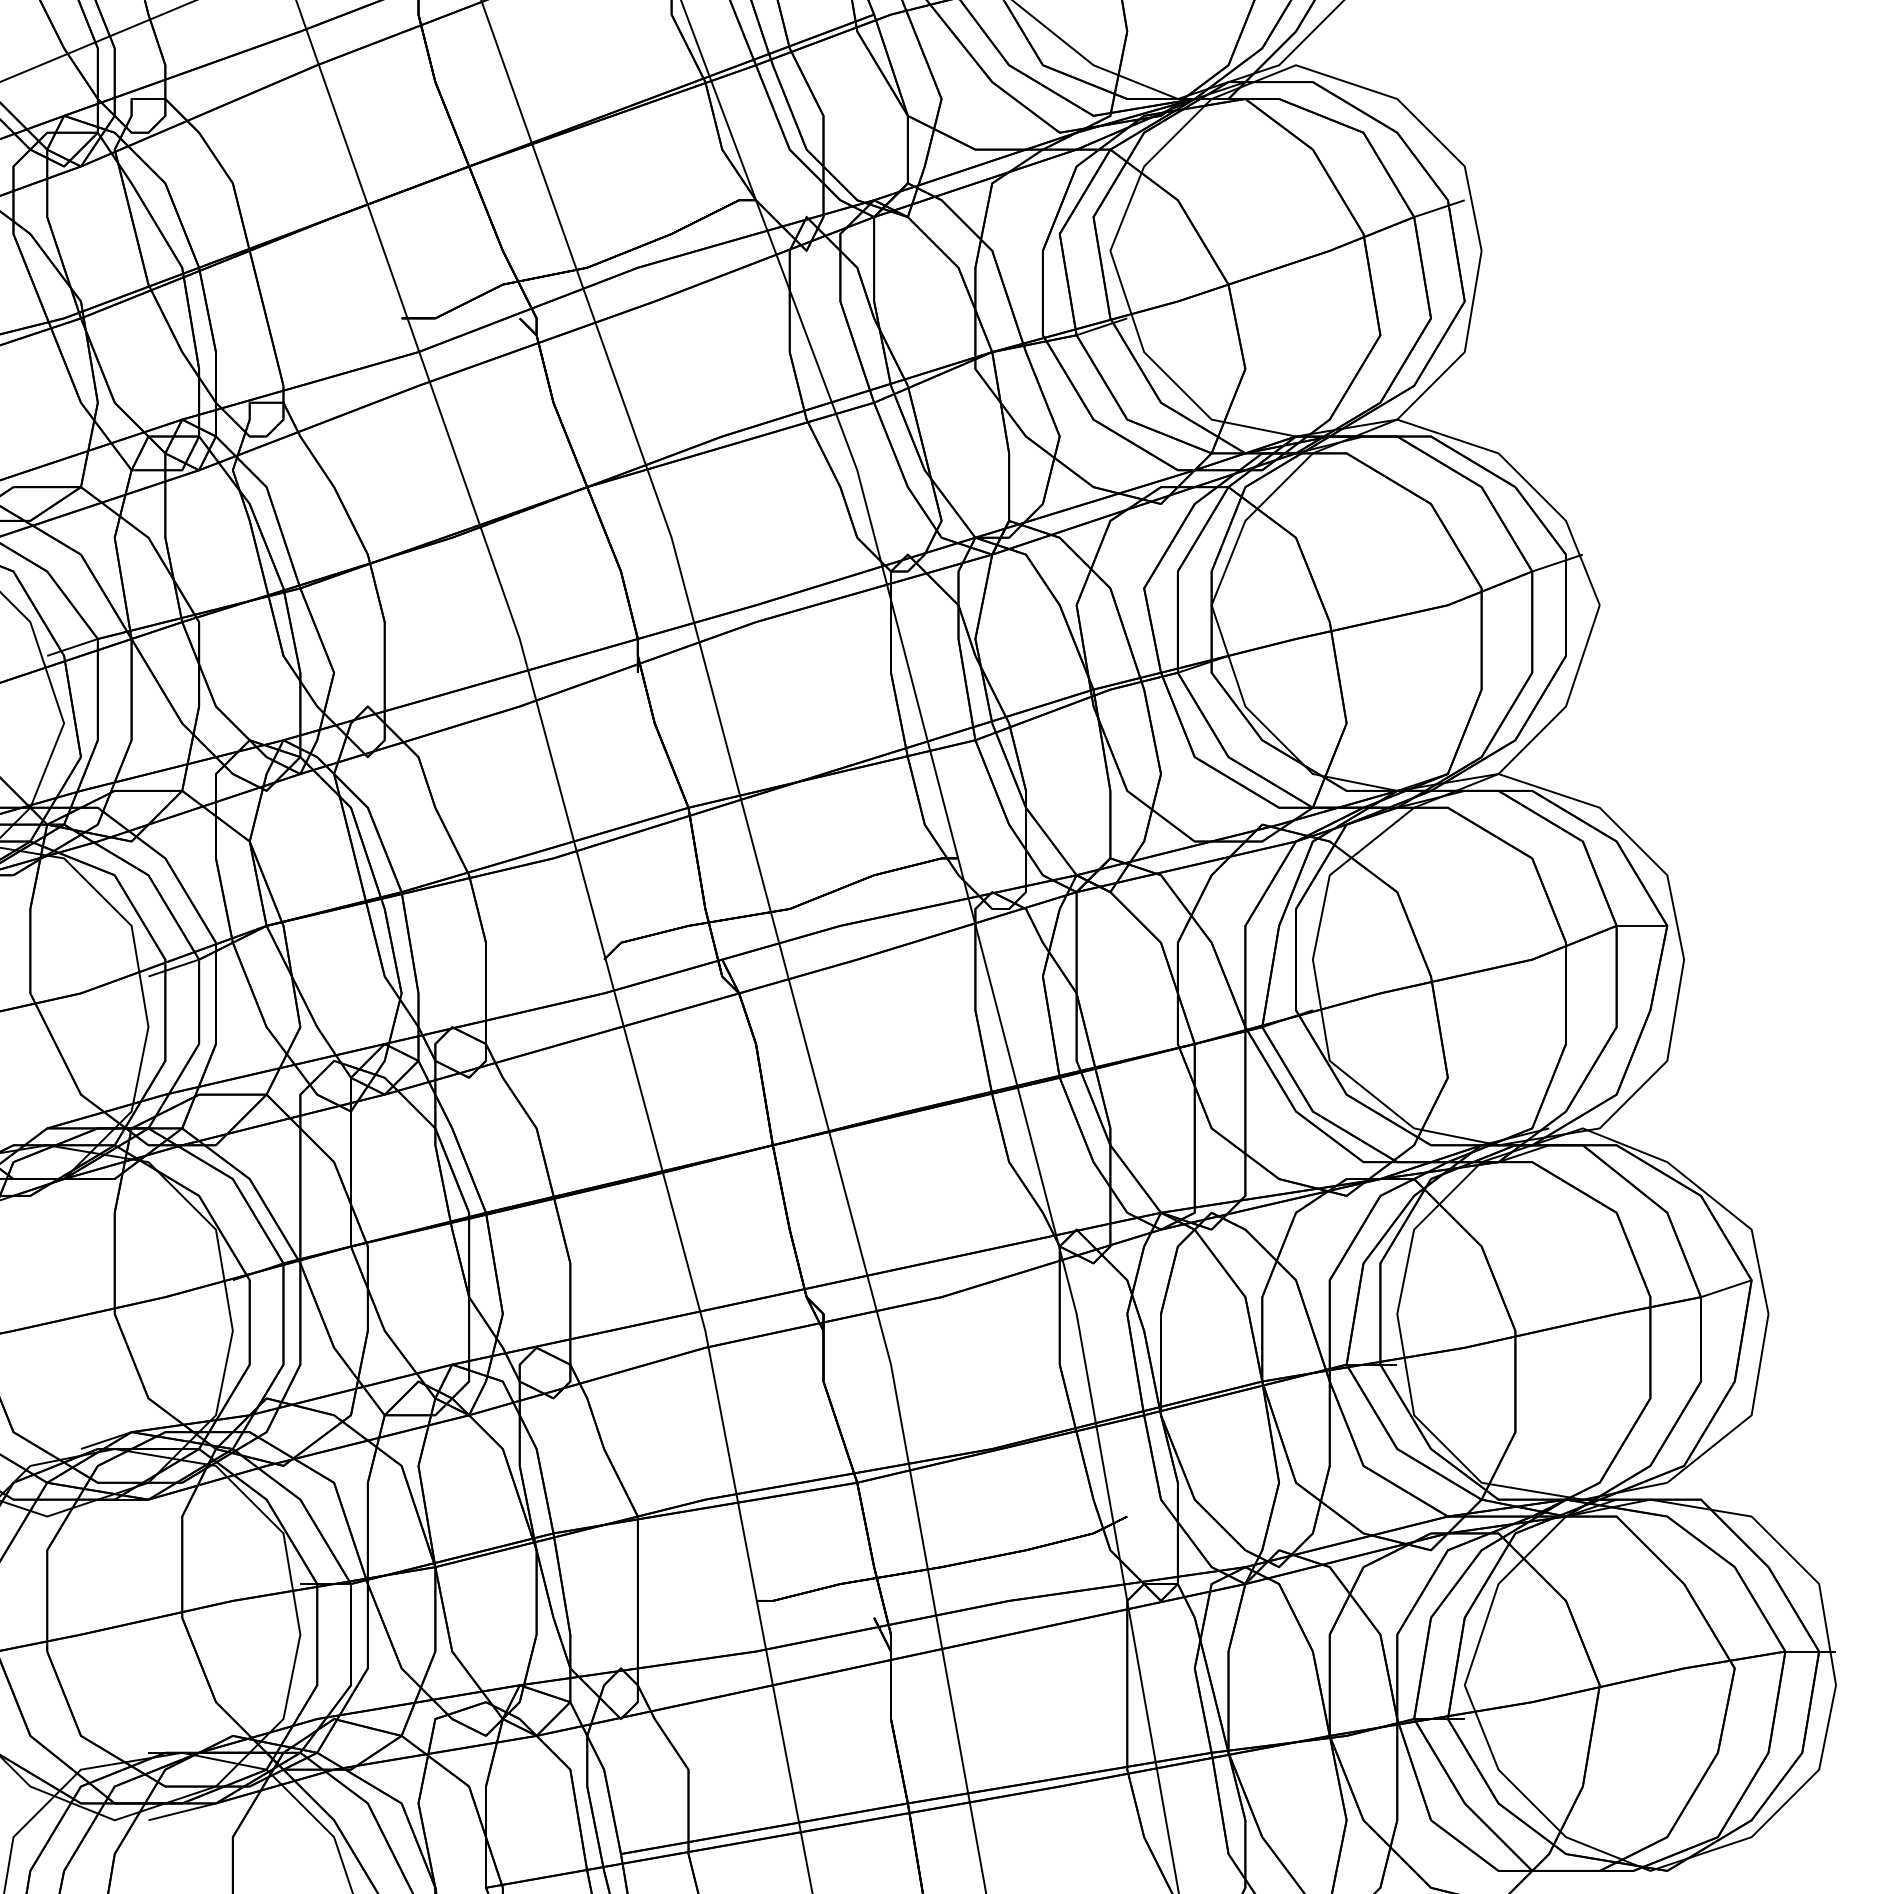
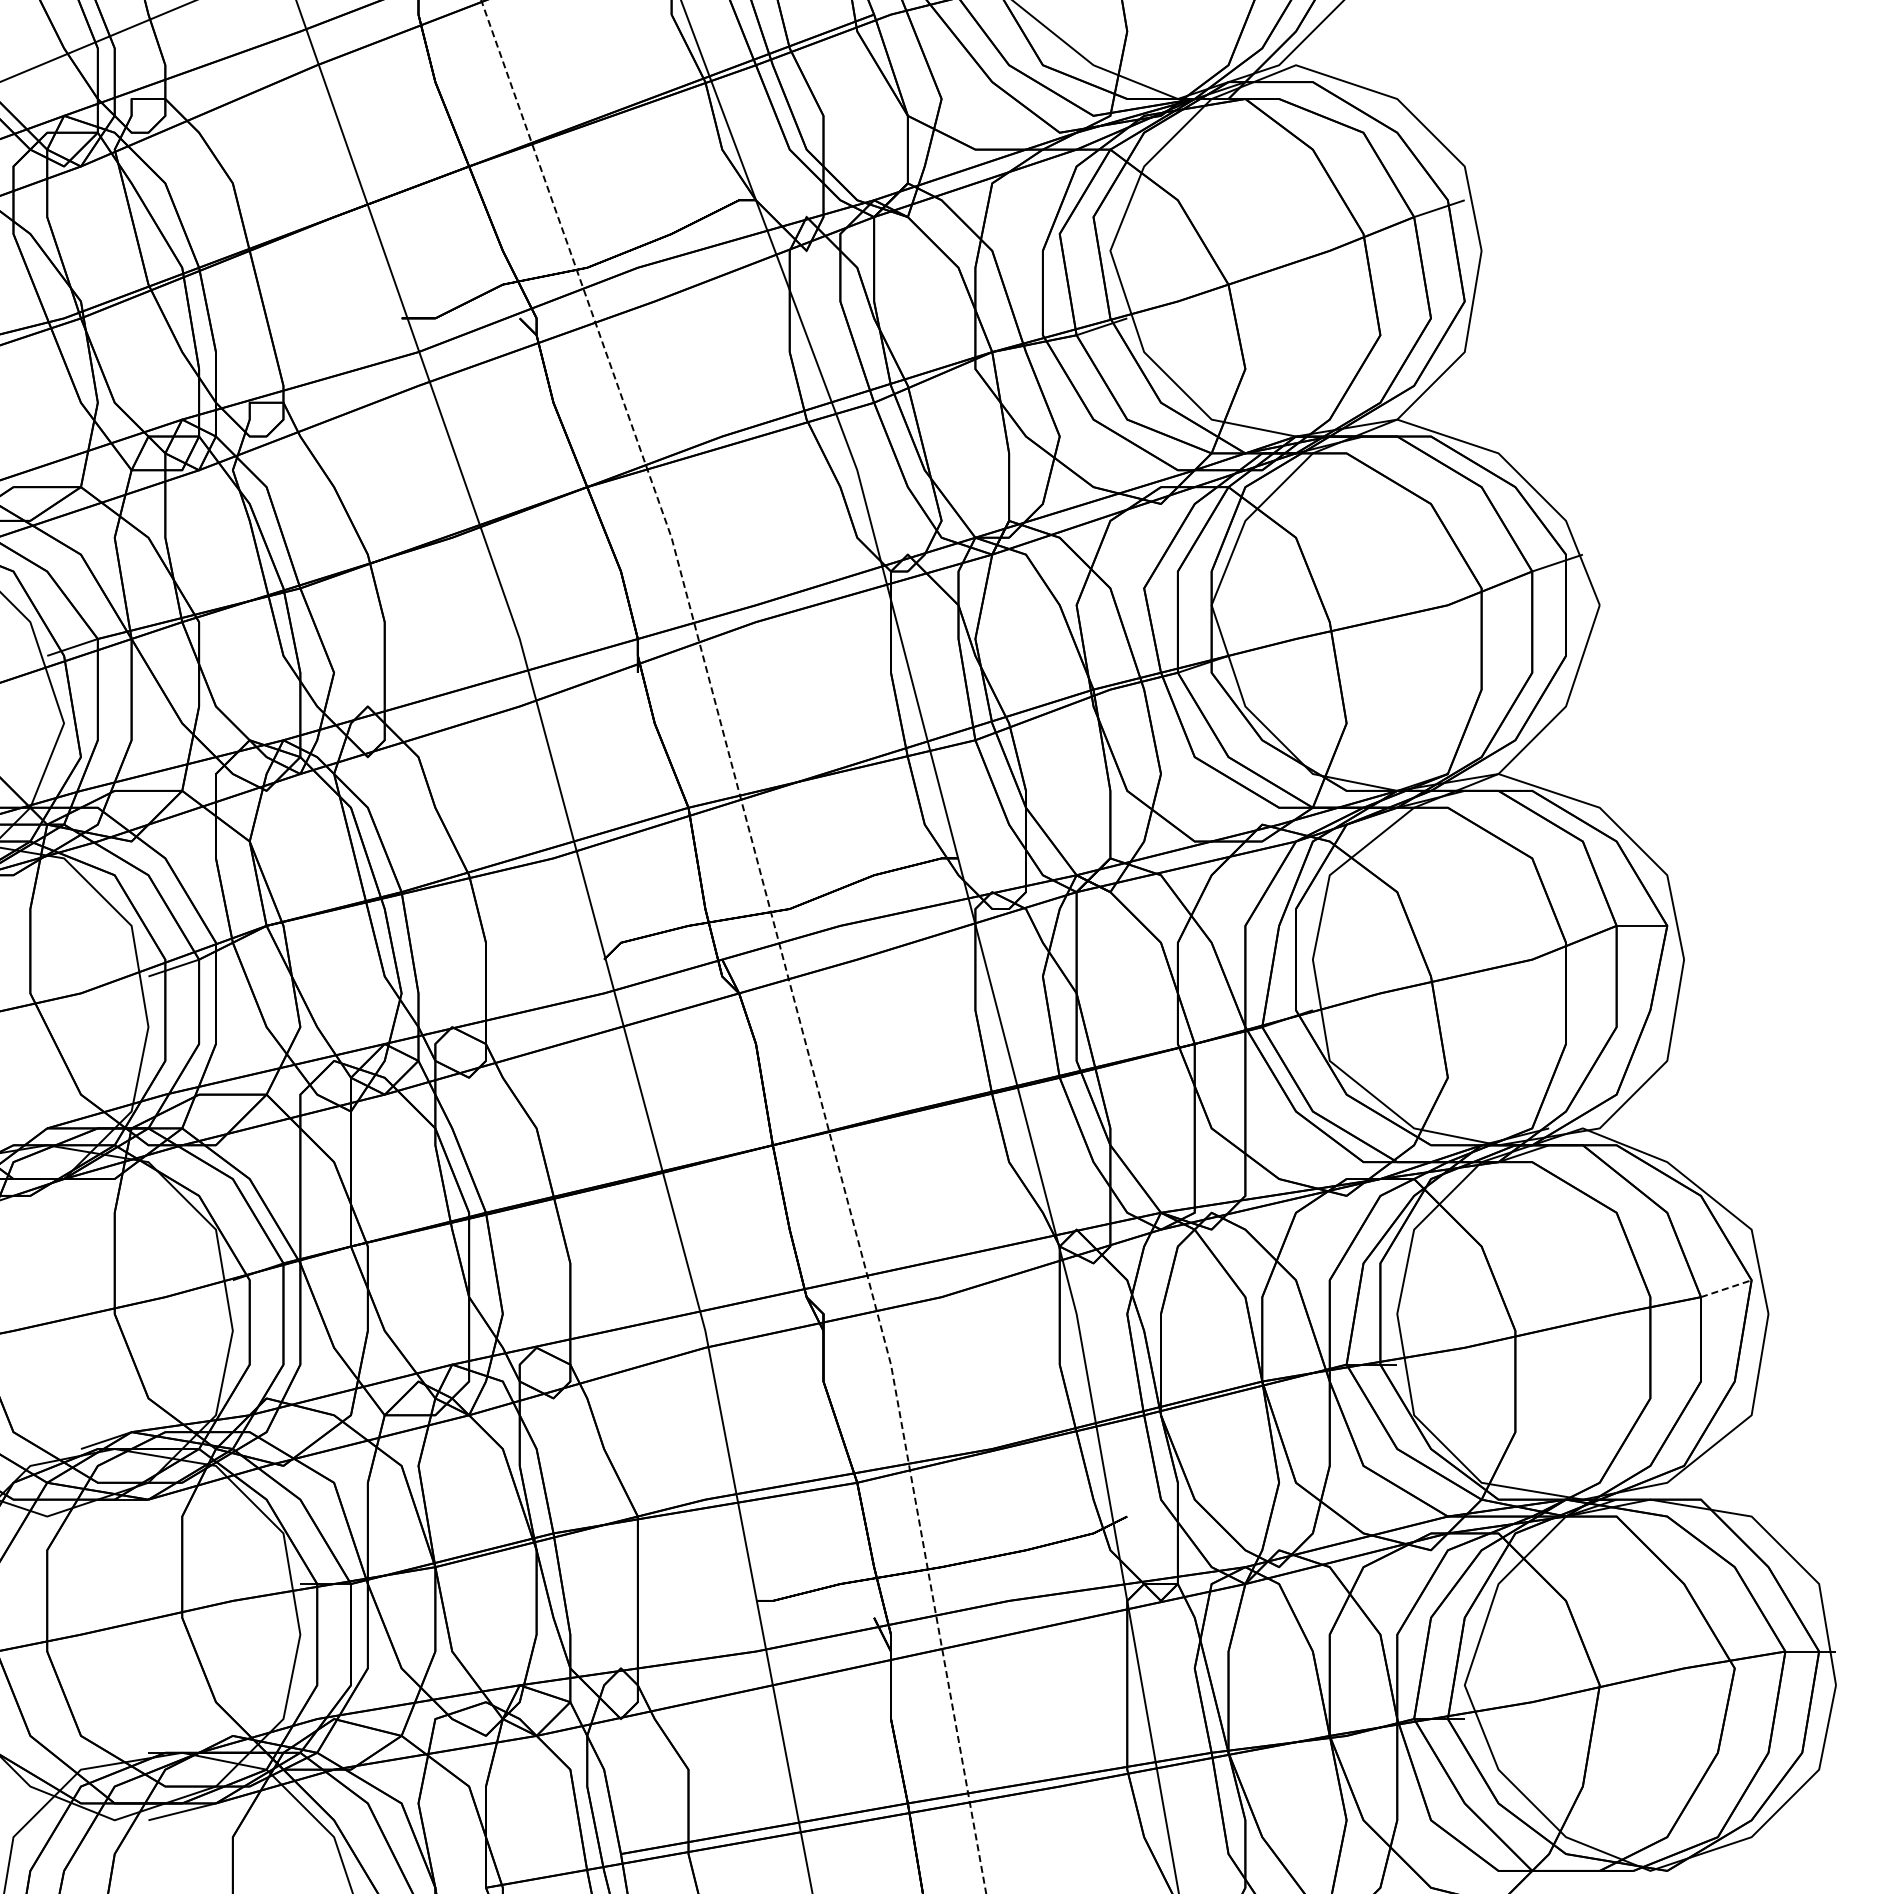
line: solid -> dashed (777, 935)
line: solid -> dashed (1726, 1288)
